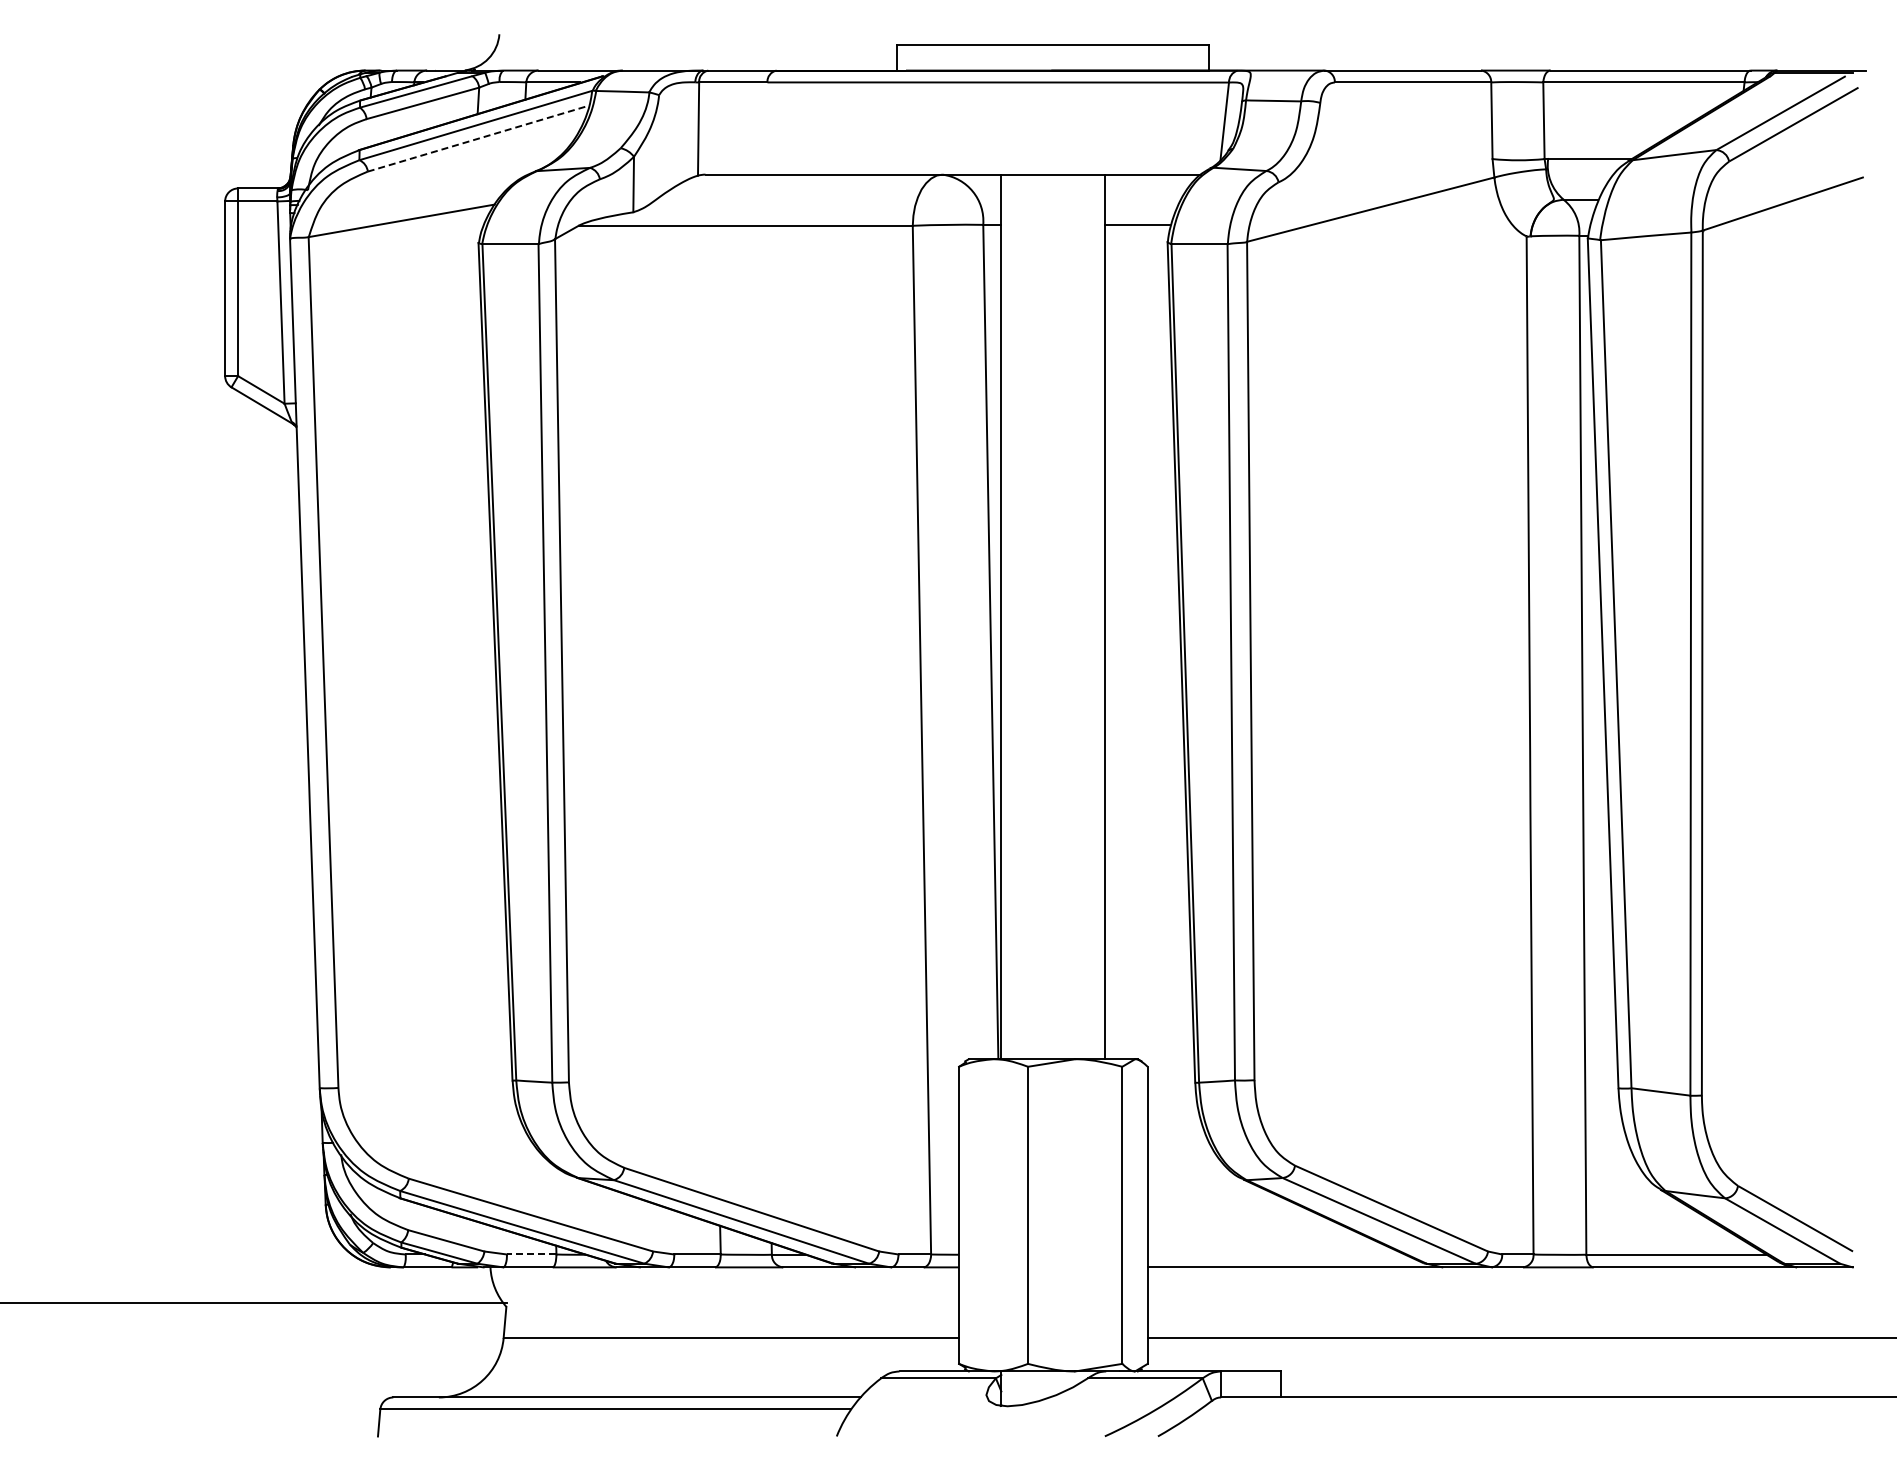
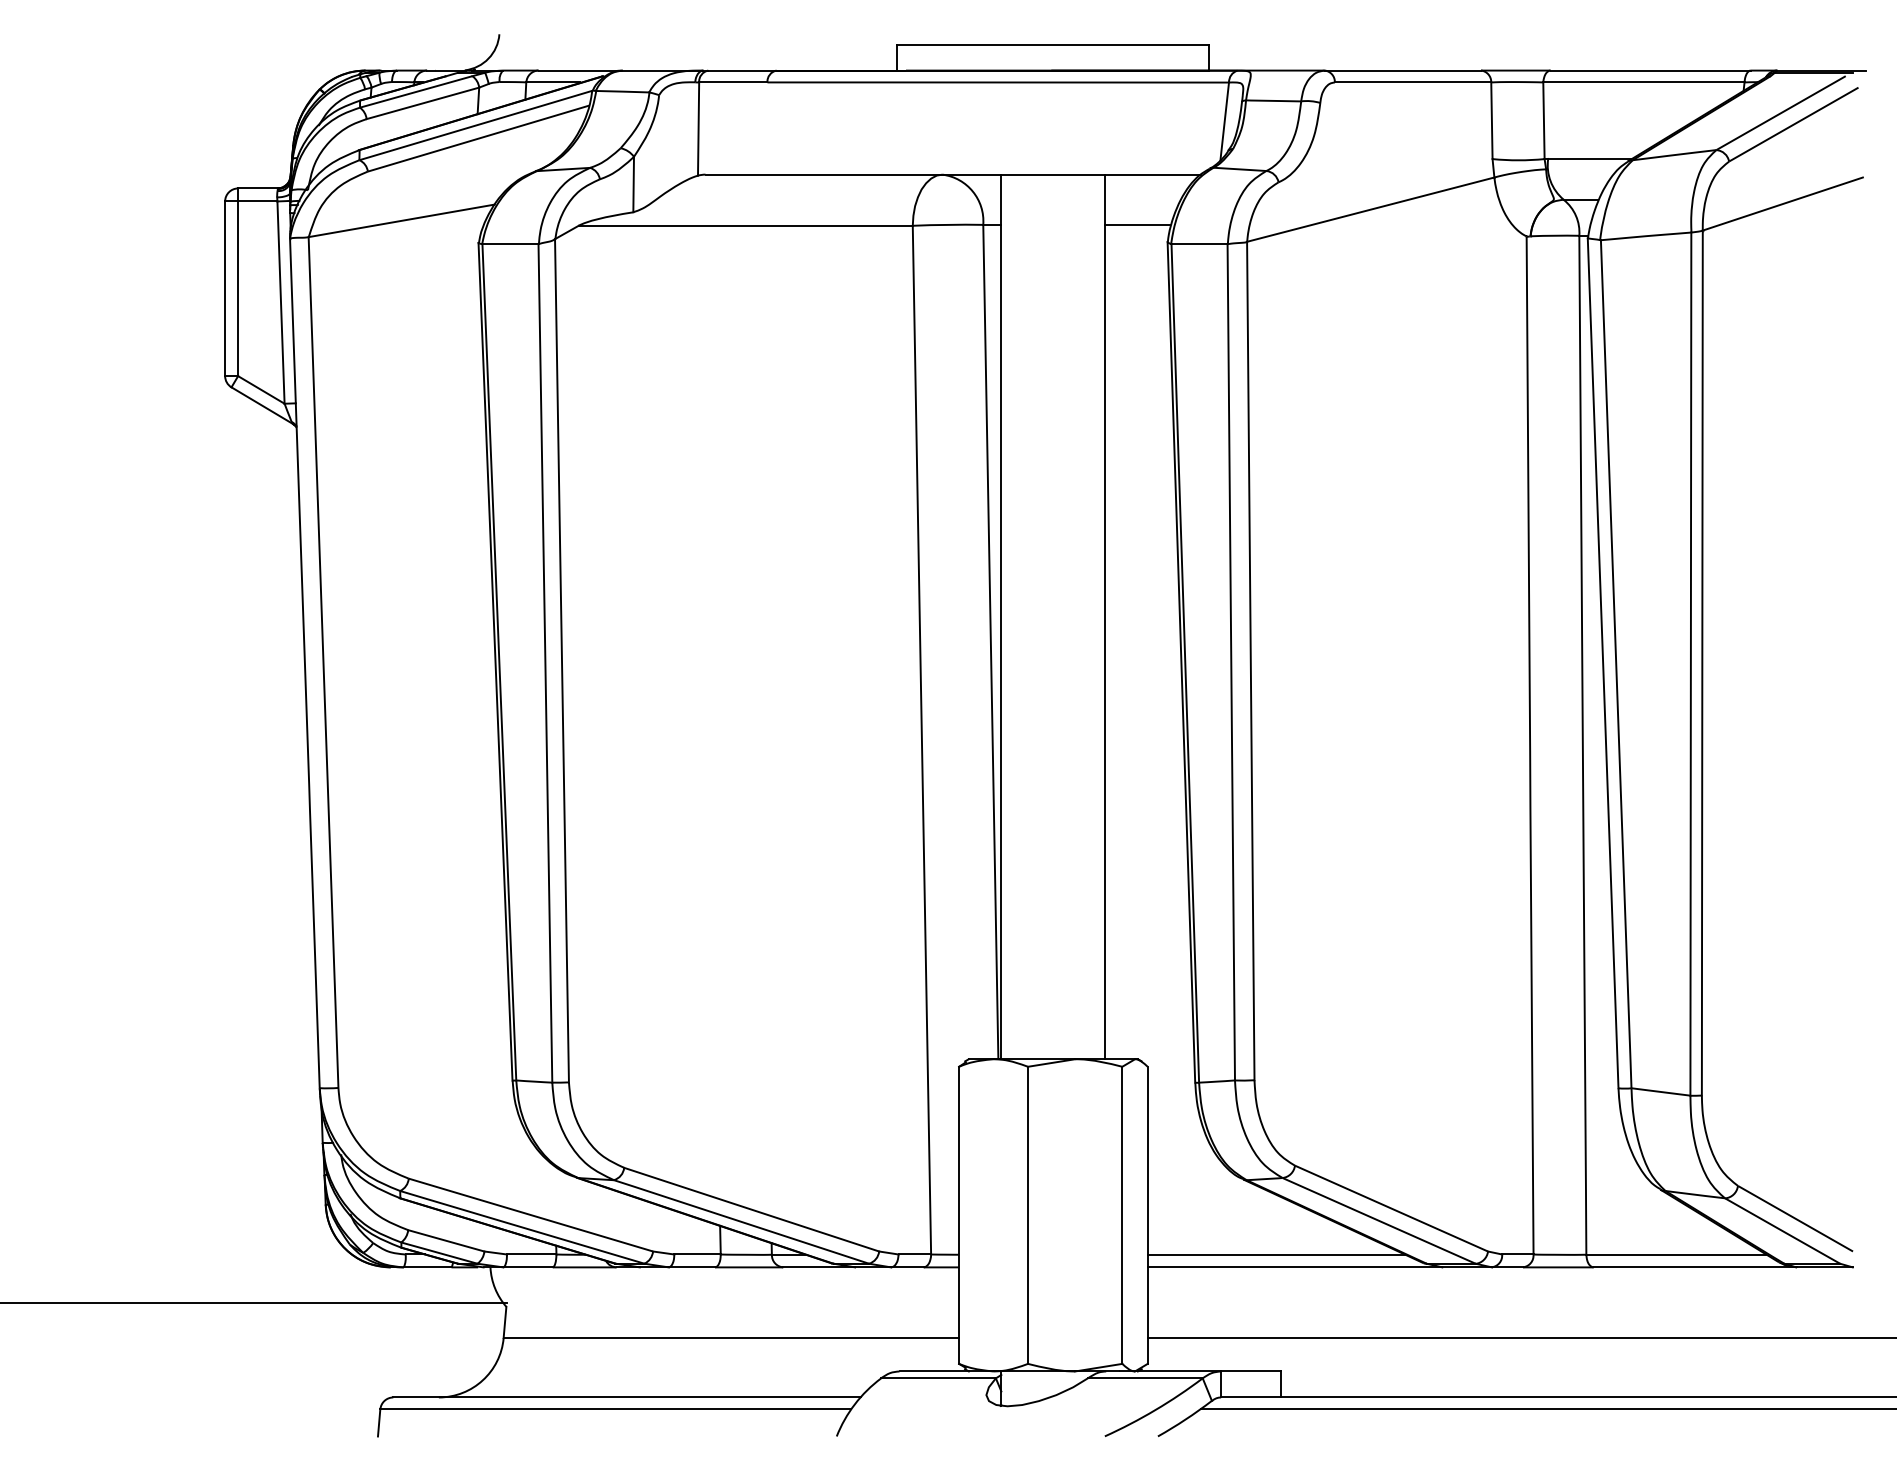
line: dashed -> solid (479, 138)
line: dashed -> solid (531, 1254)
line: none -> present (1275, 1254)
line: none -> present (1546, 1409)
